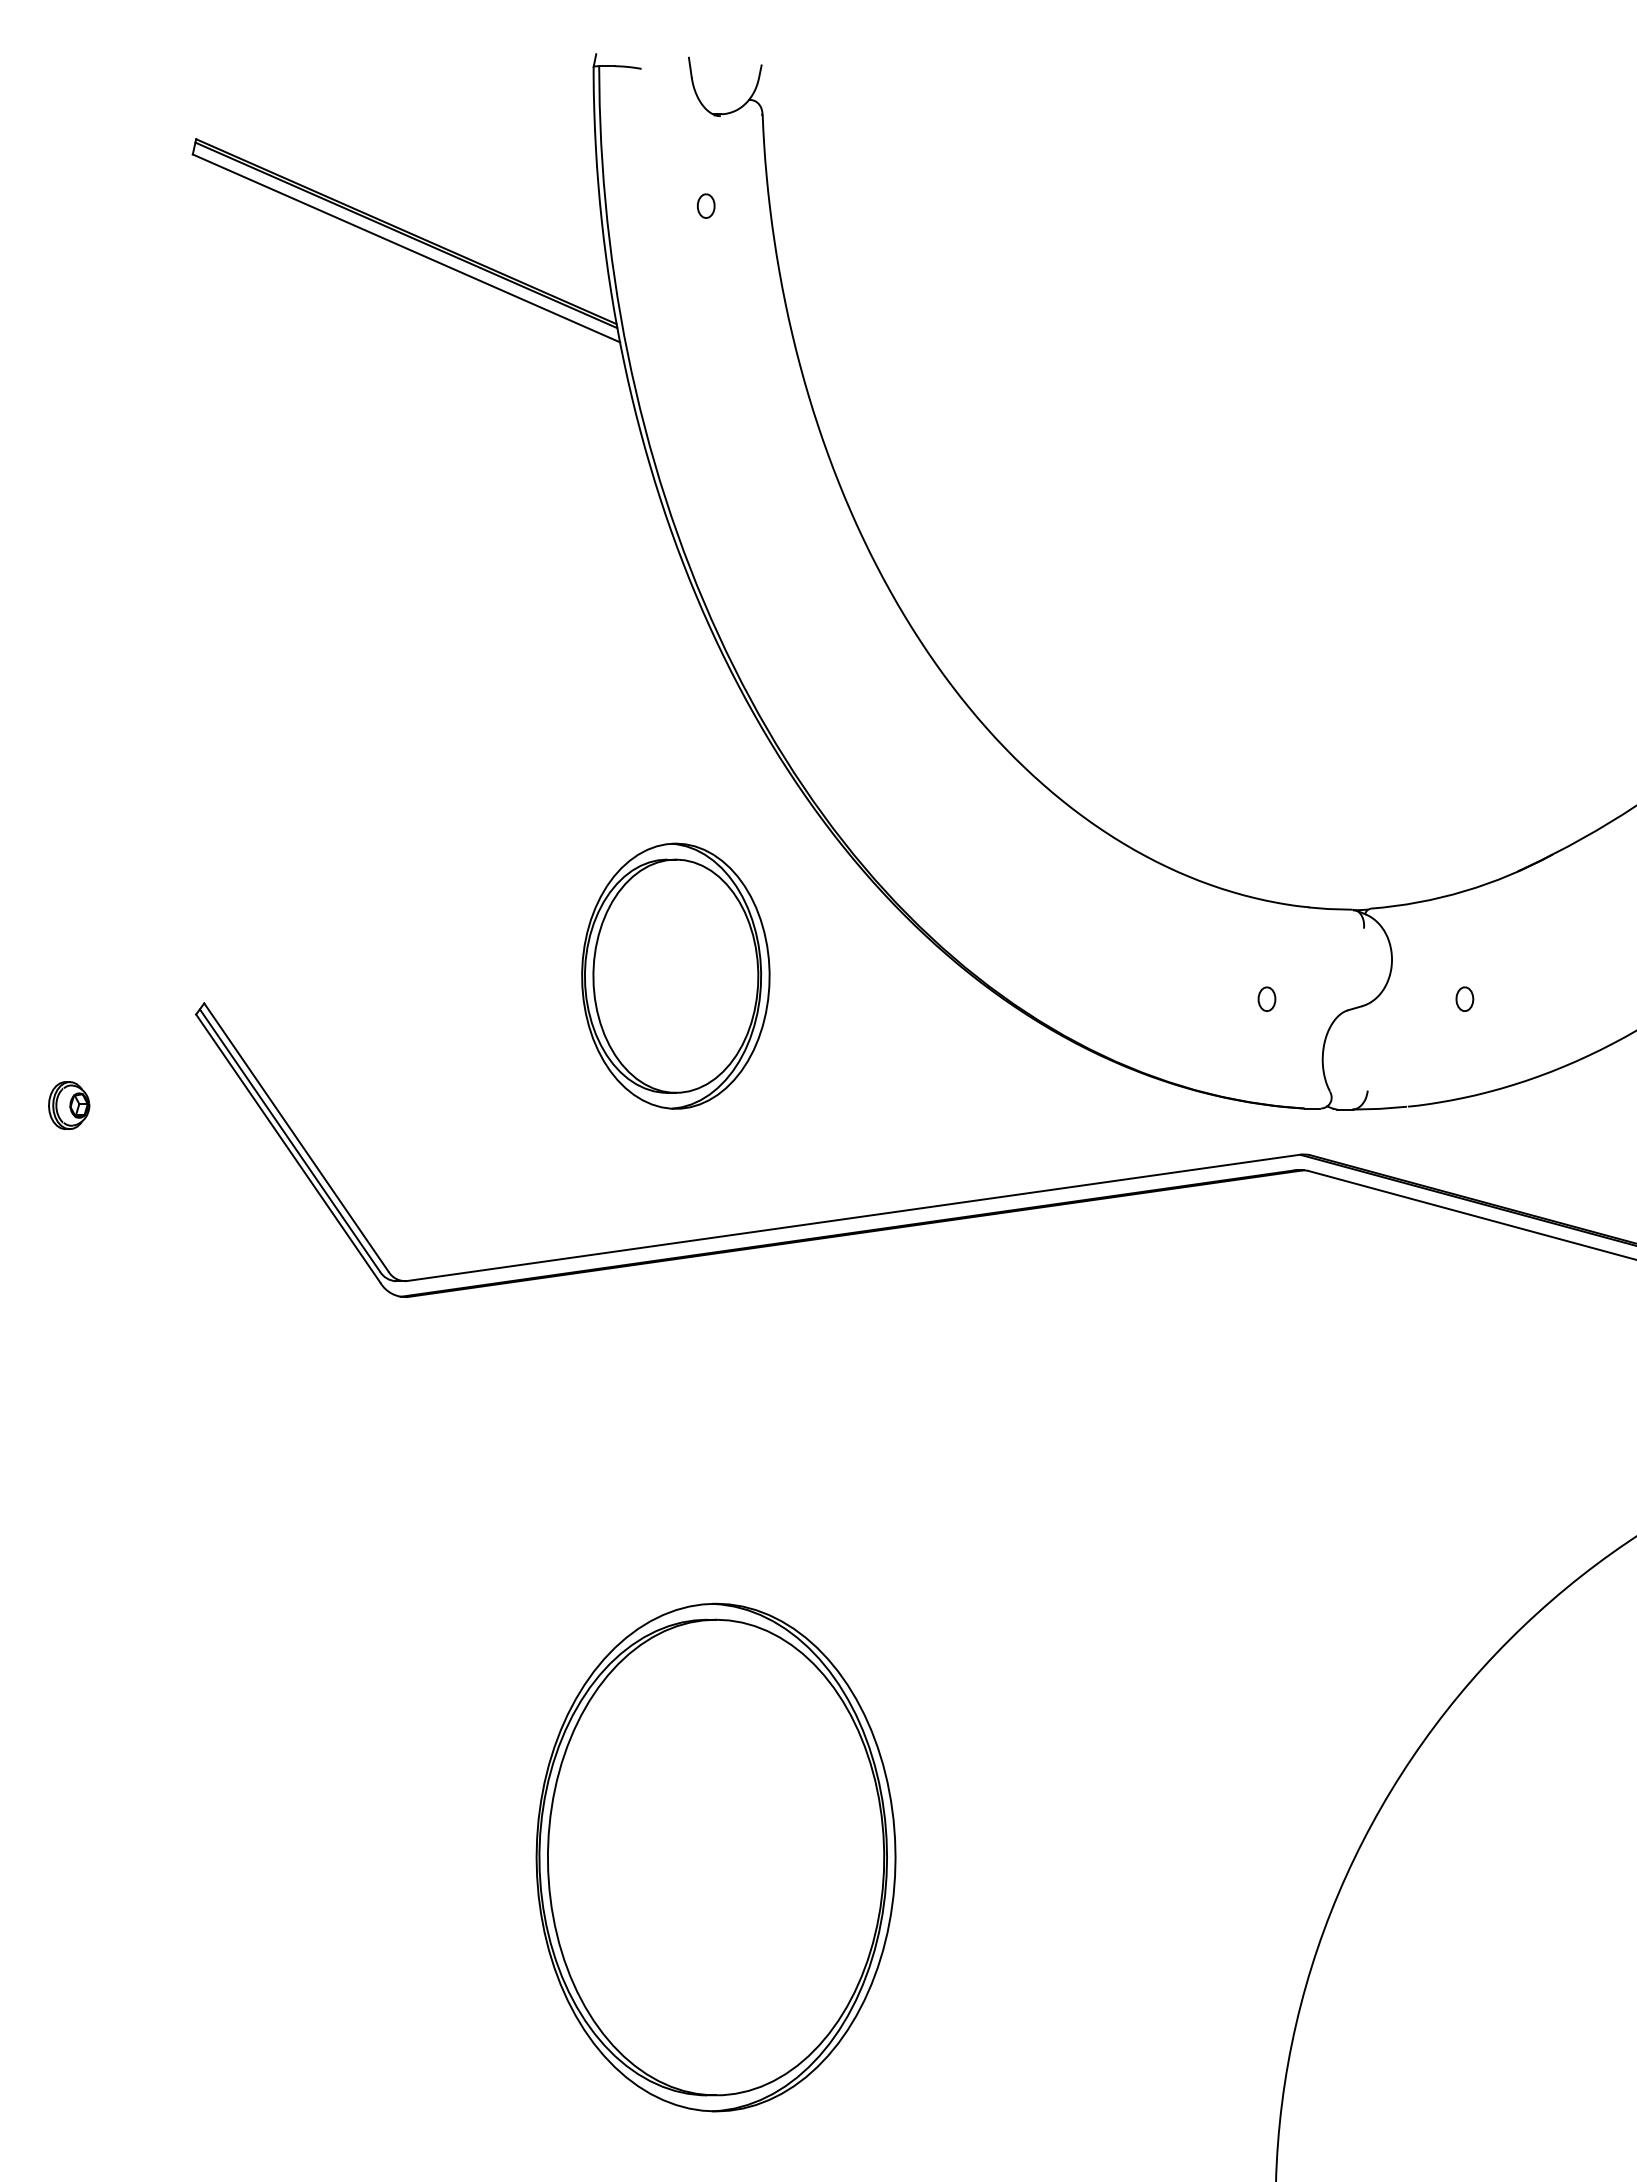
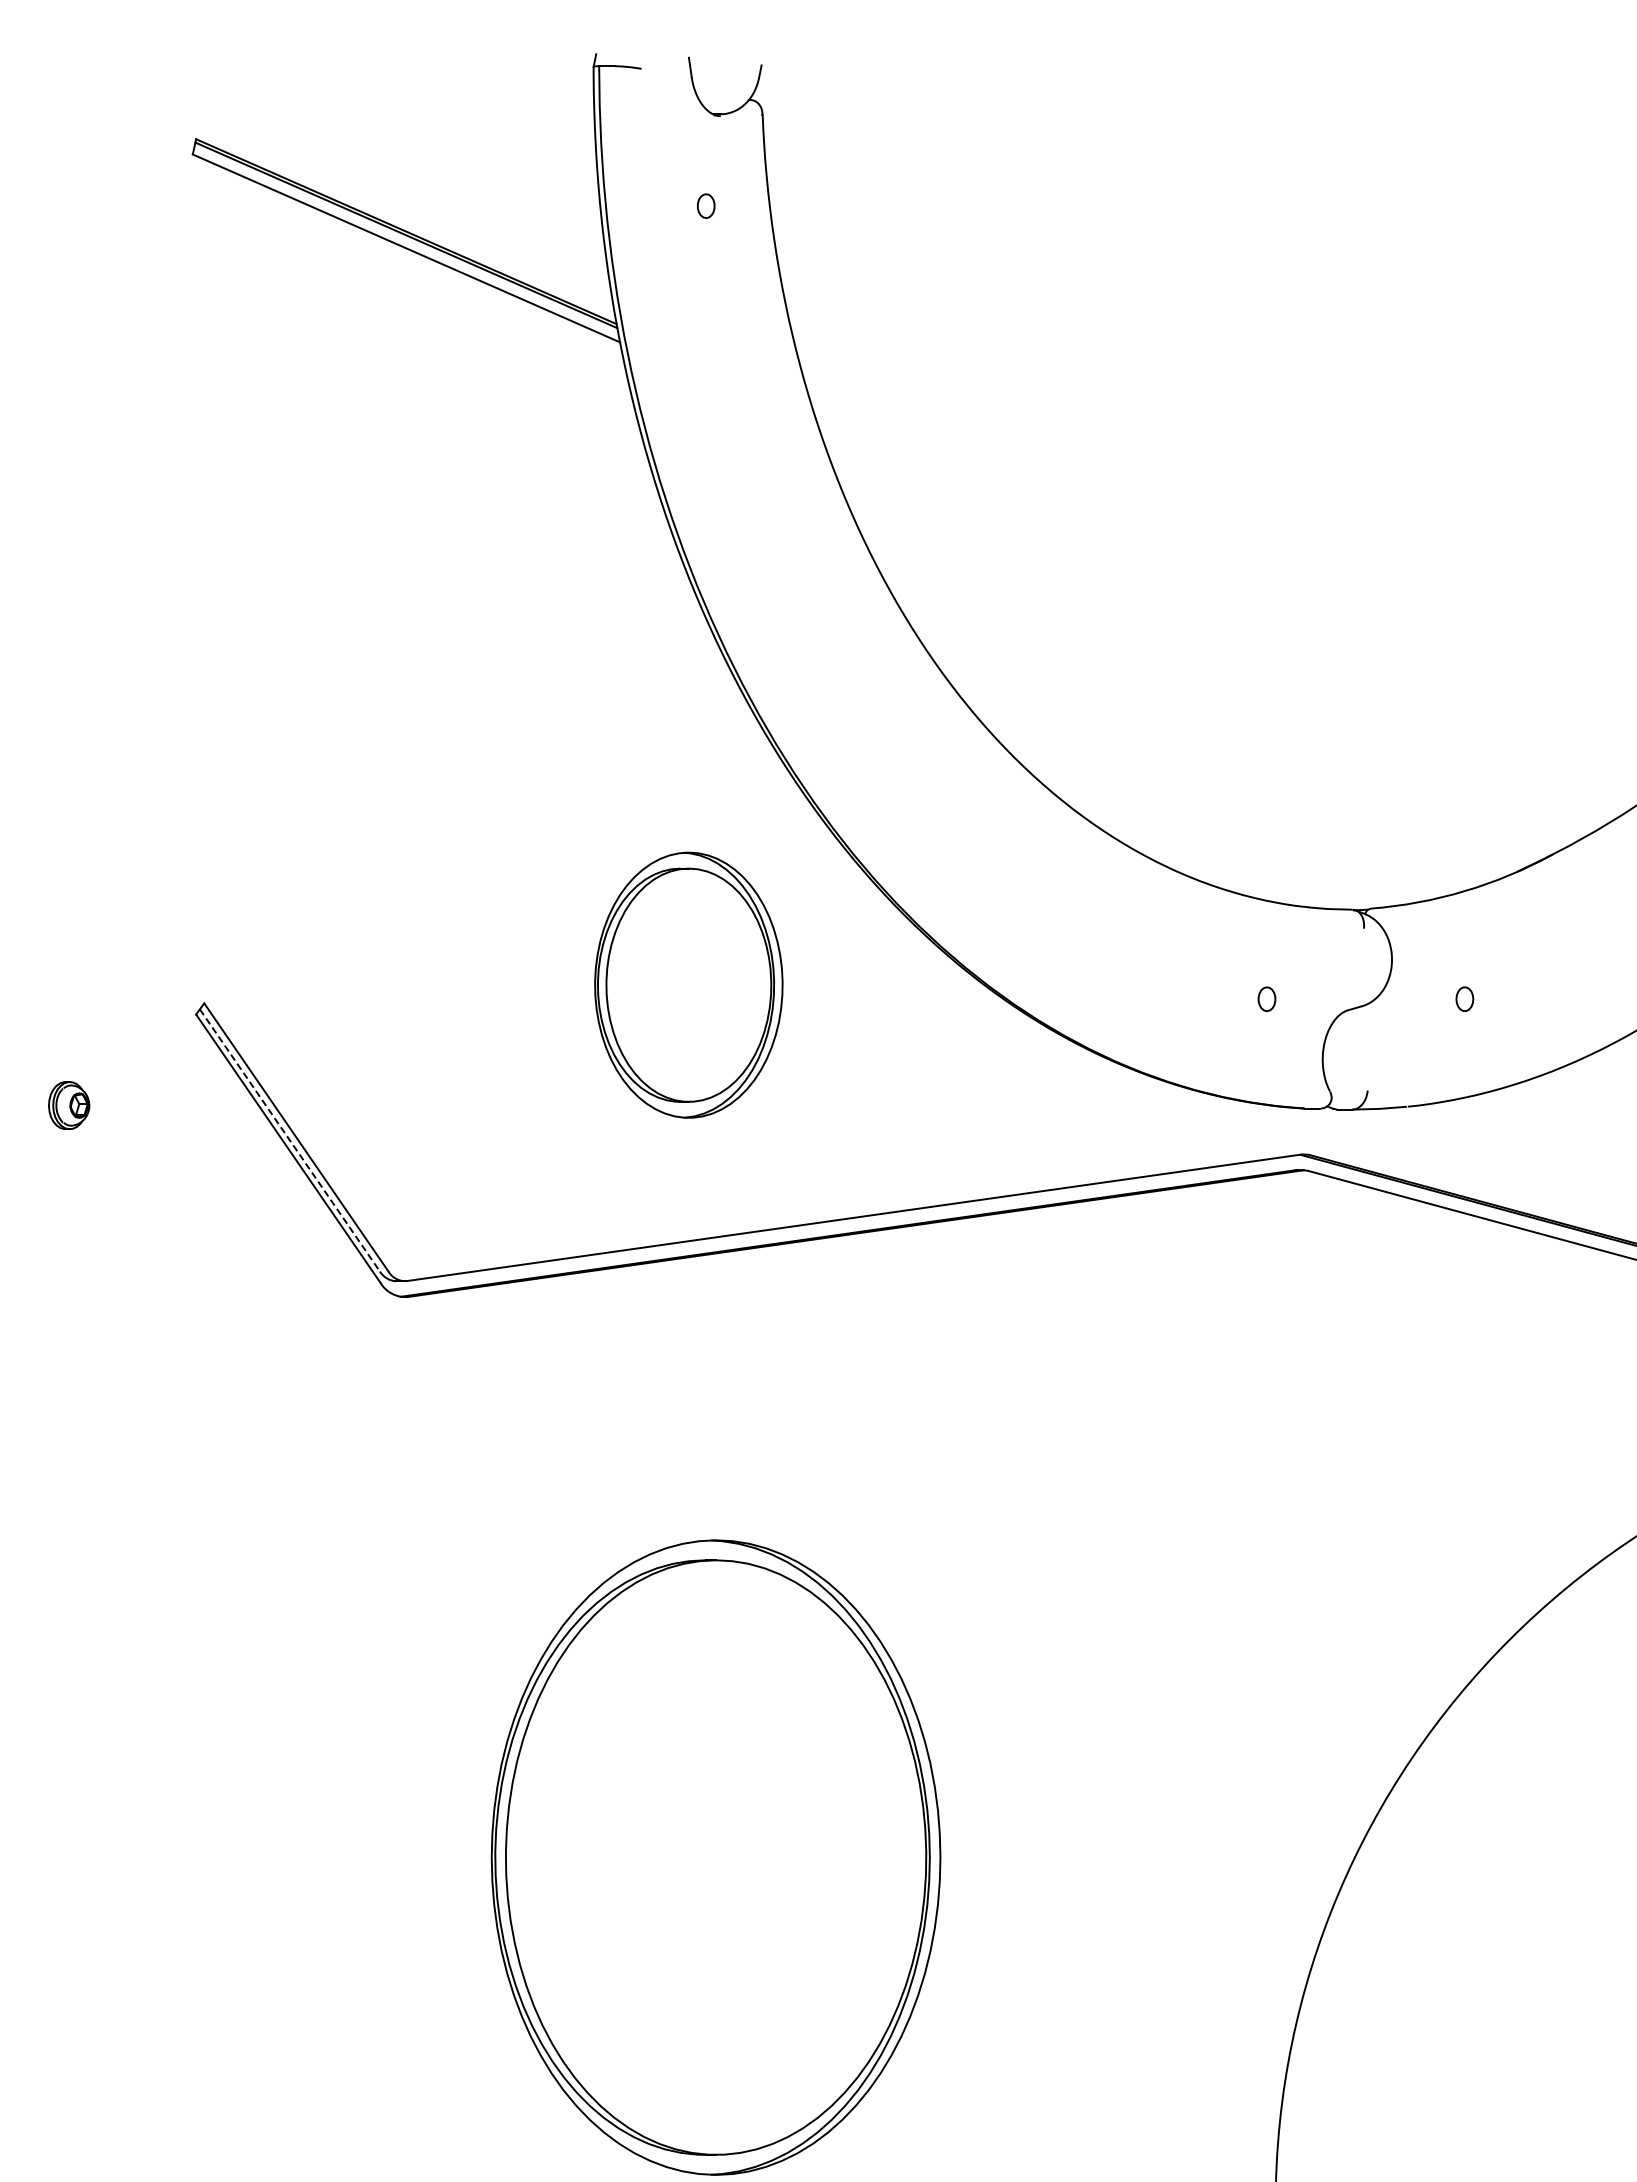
part position: (675, 975) -> (688, 984) (688, 984)
line: solid -> dashed (290, 1140)
part size: 362x511 px -> 452x637 px (715, 1857)
